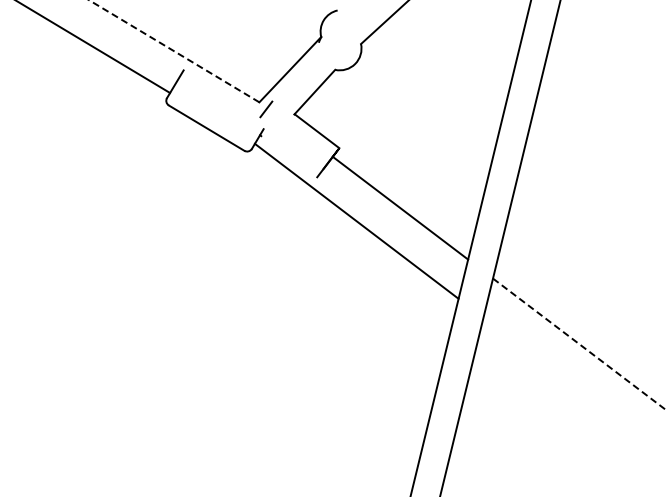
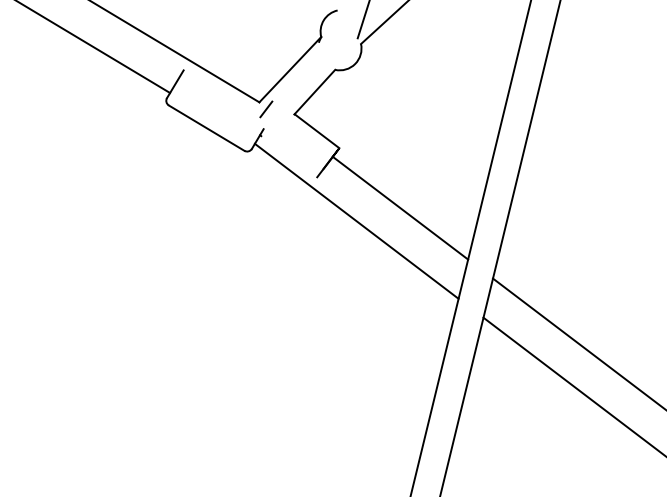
line: none -> present (363, 20)
line: dashed -> solid (173, 51)
line: dashed -> solid (579, 344)
line: none -> present (573, 385)
